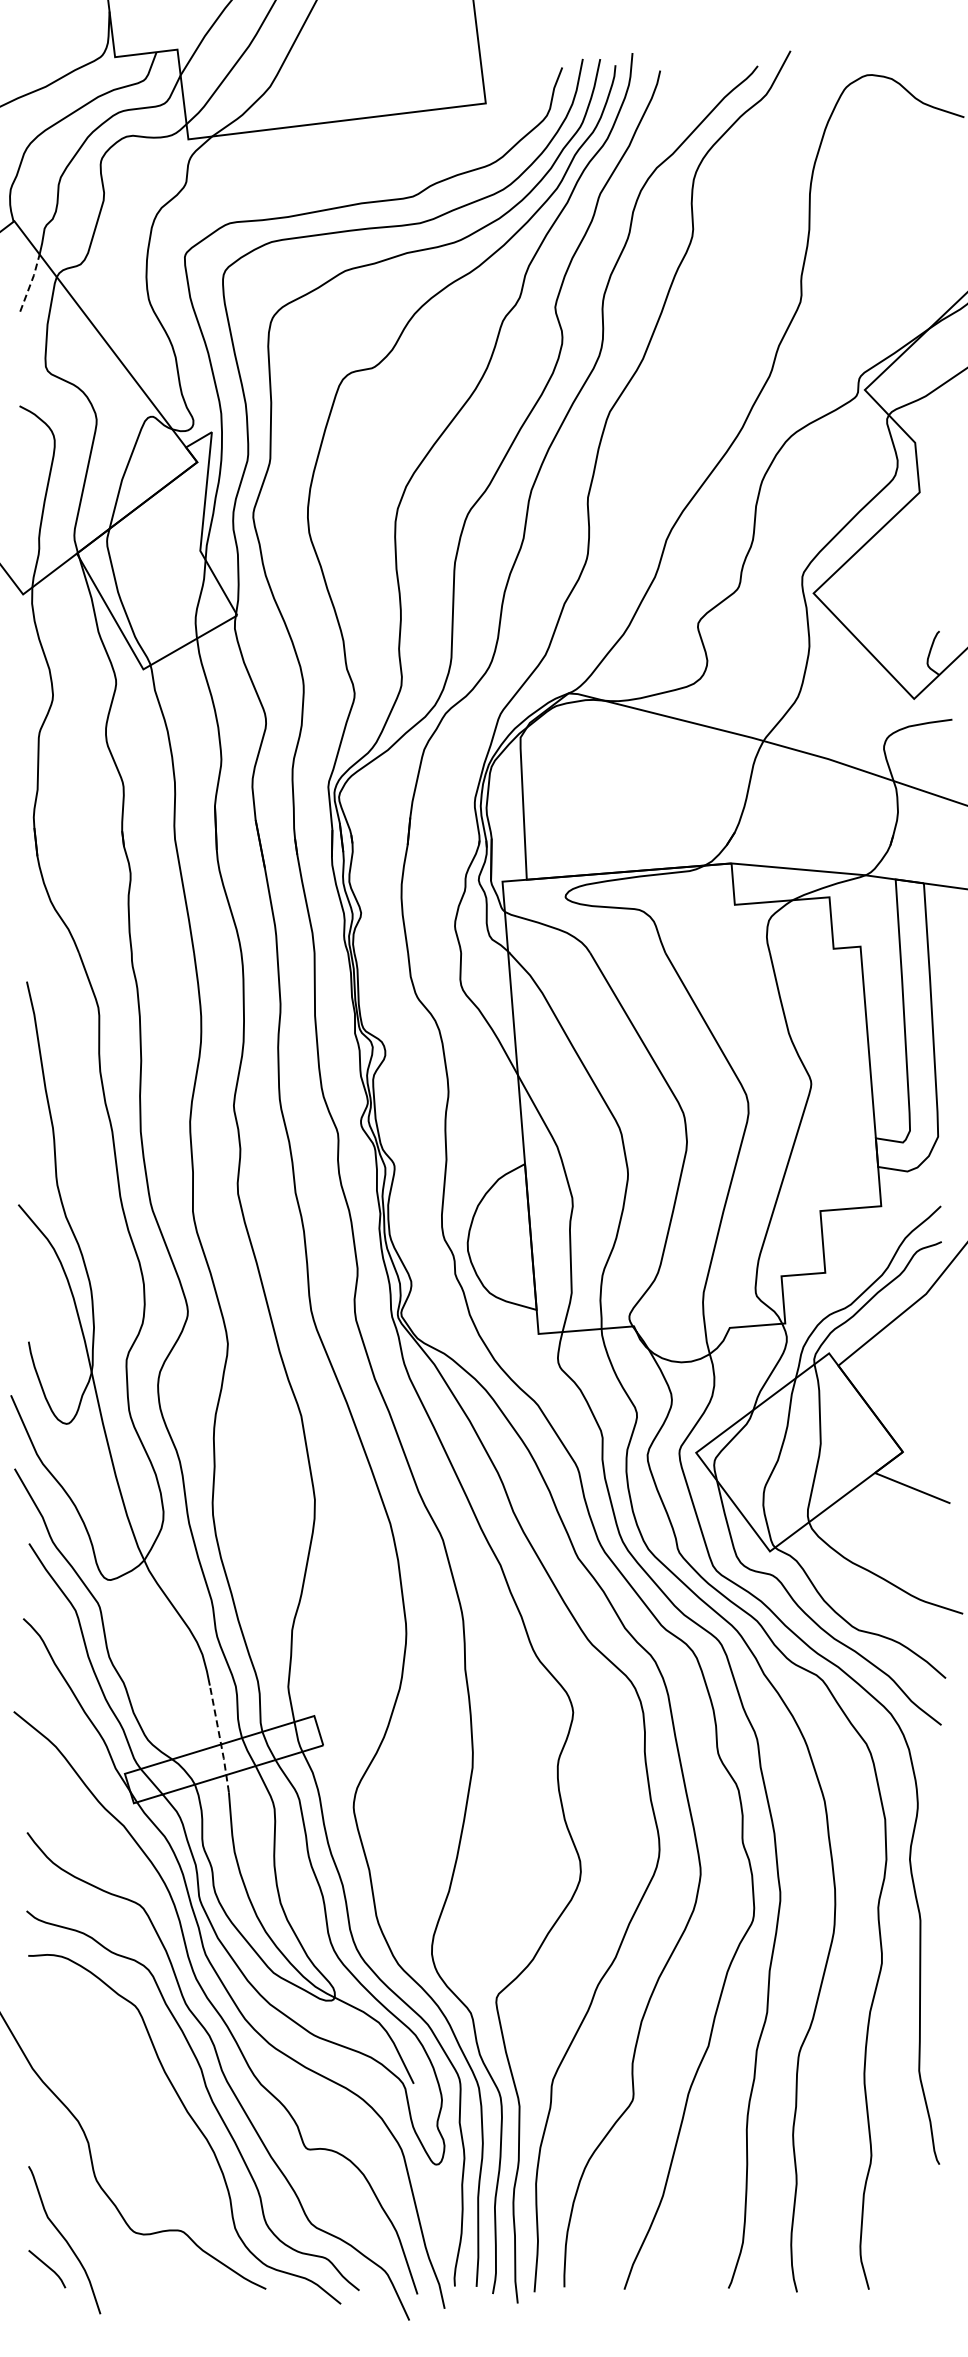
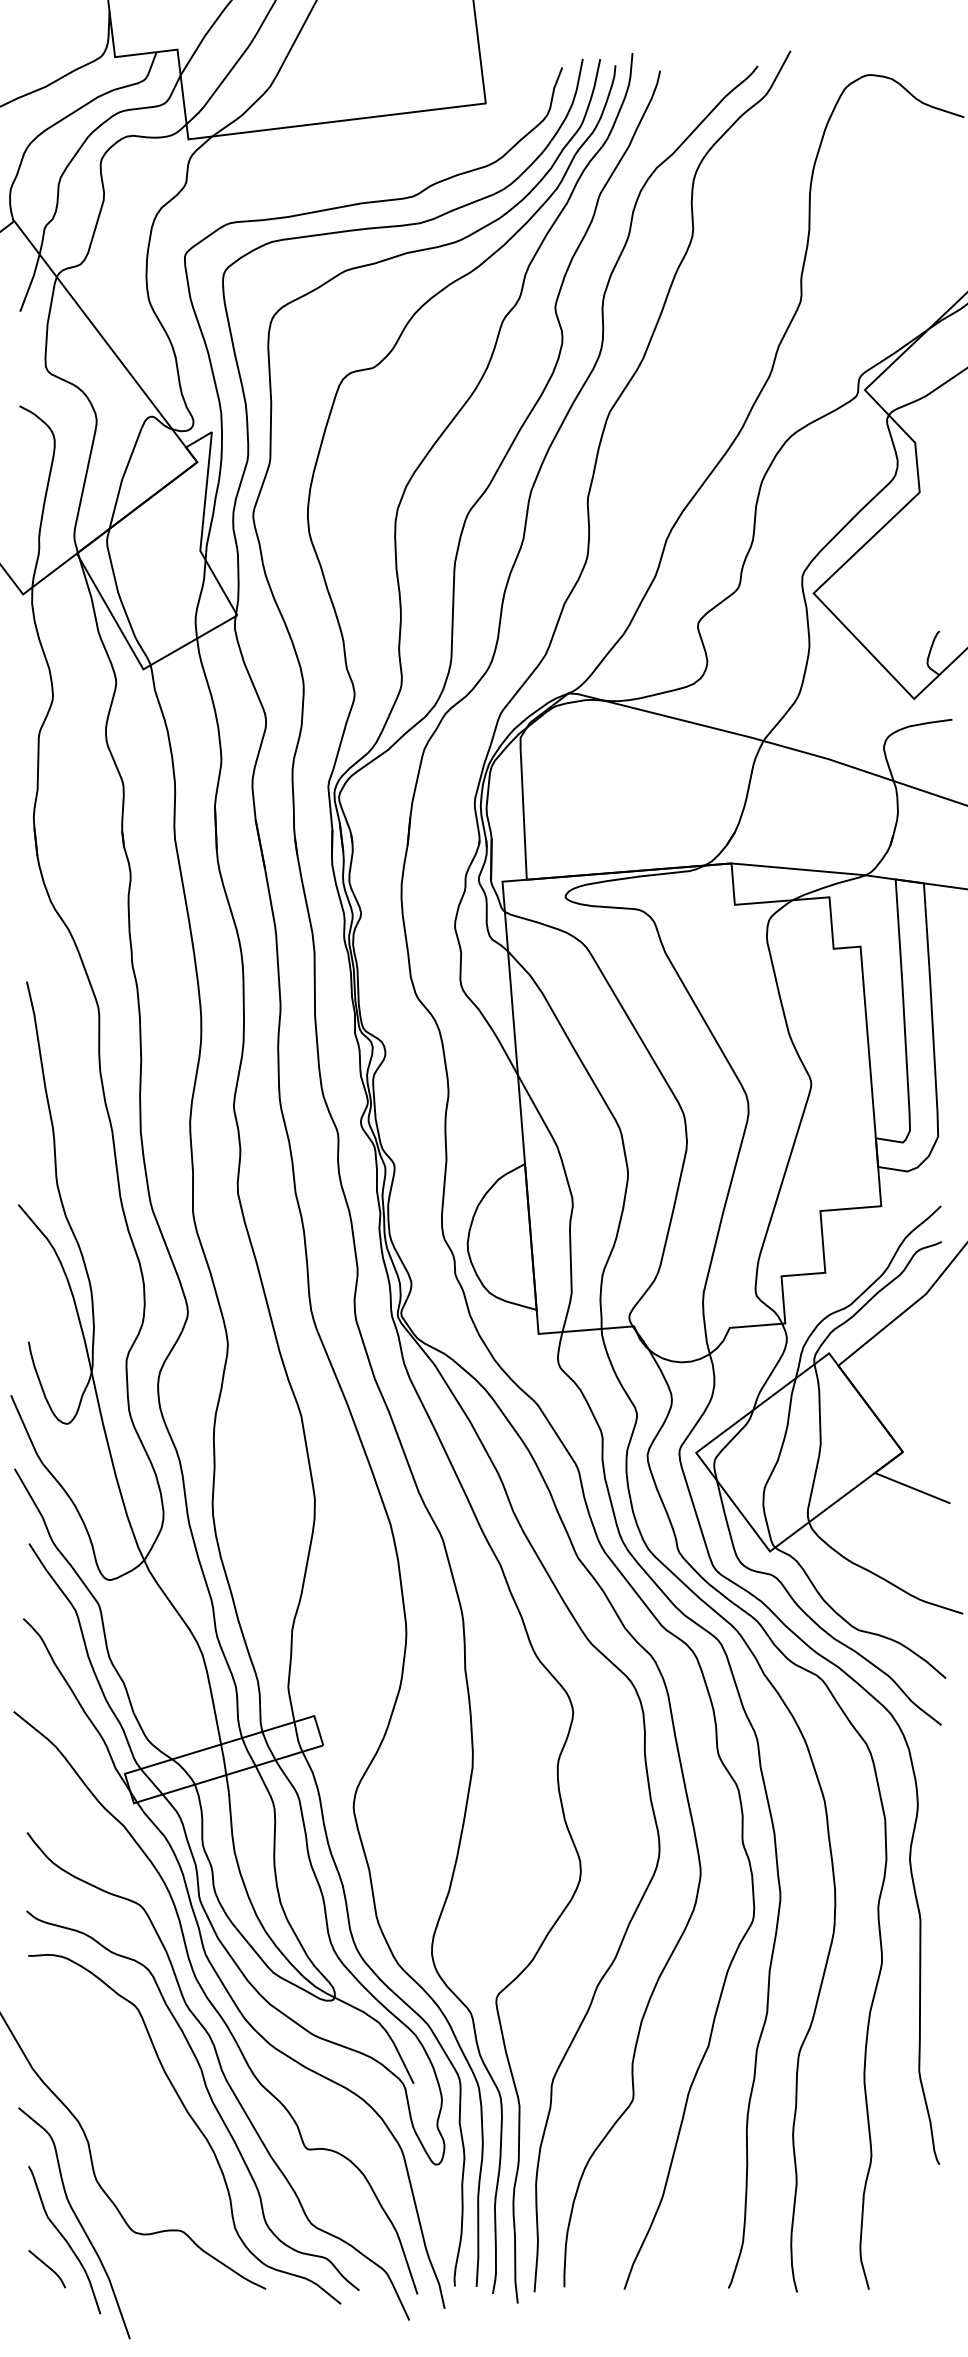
line: dashed -> solid (31, 282)
line: dashed -> solid (220, 1738)
curve: none -> present (78, 2222)
